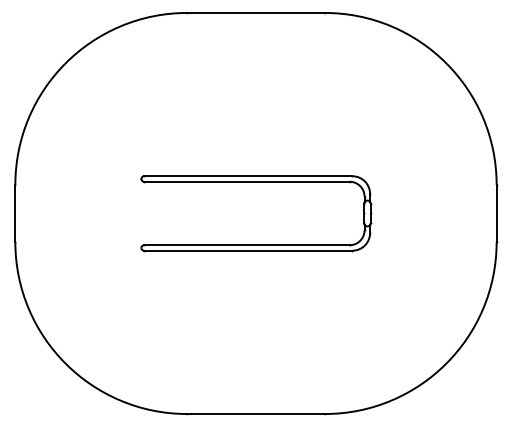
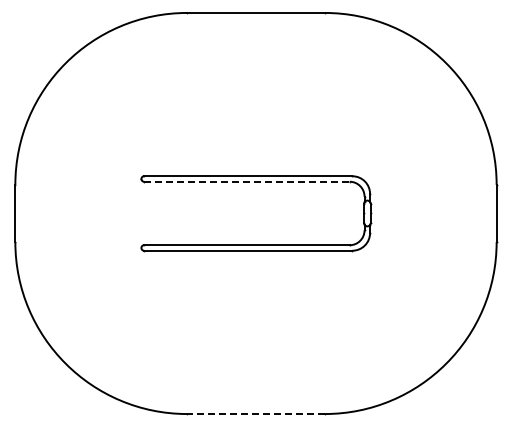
line: solid -> dashed (246, 181)
line: solid -> dashed (256, 414)
